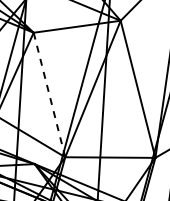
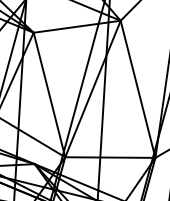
line: dashed -> solid (49, 95)
